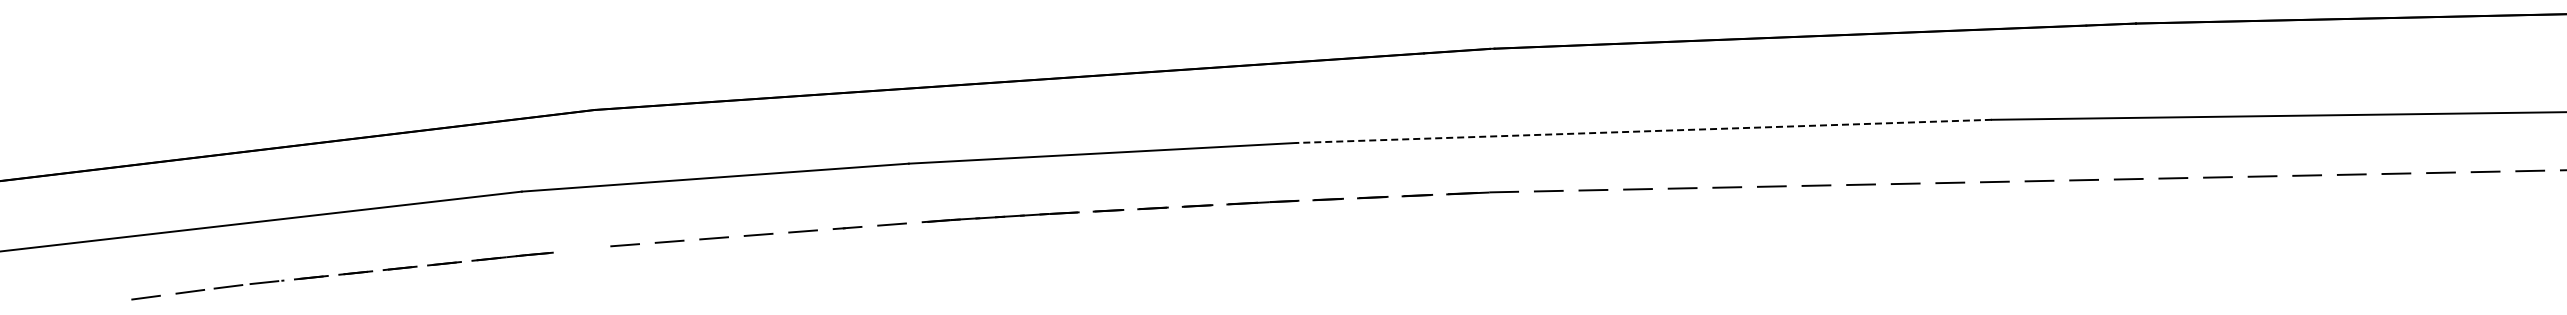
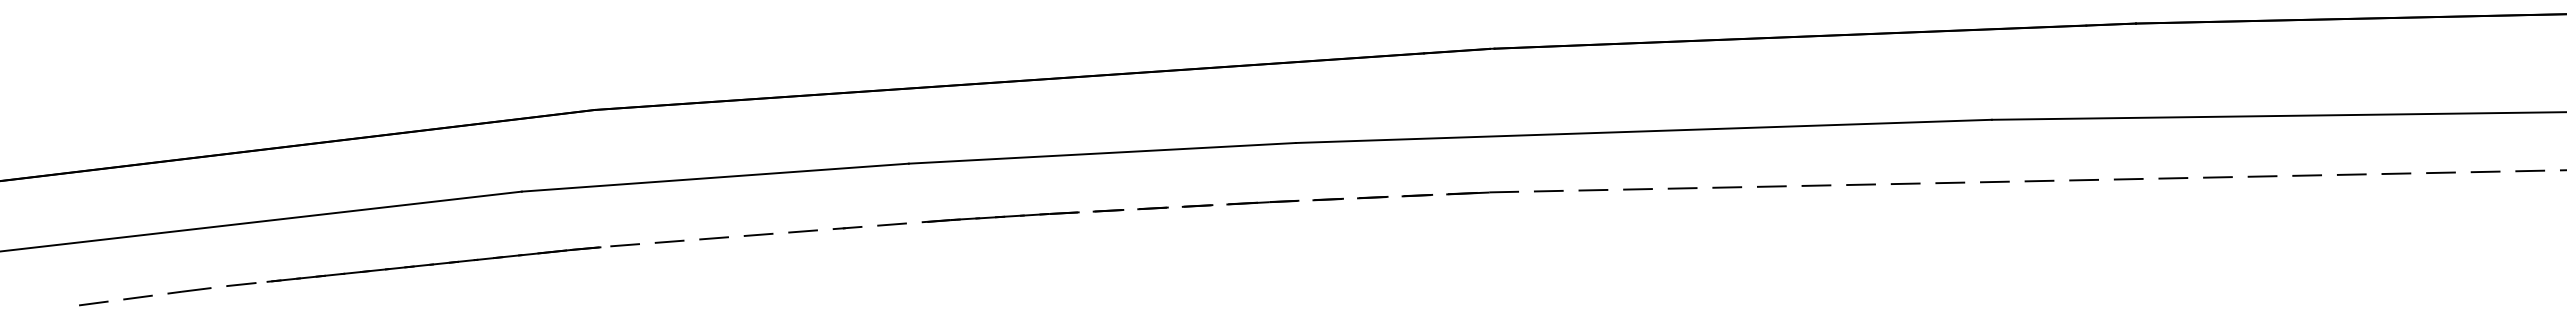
line: dashed -> solid (1643, 131)
part size: 423x50 px -> 523x61 px (340, 276)
